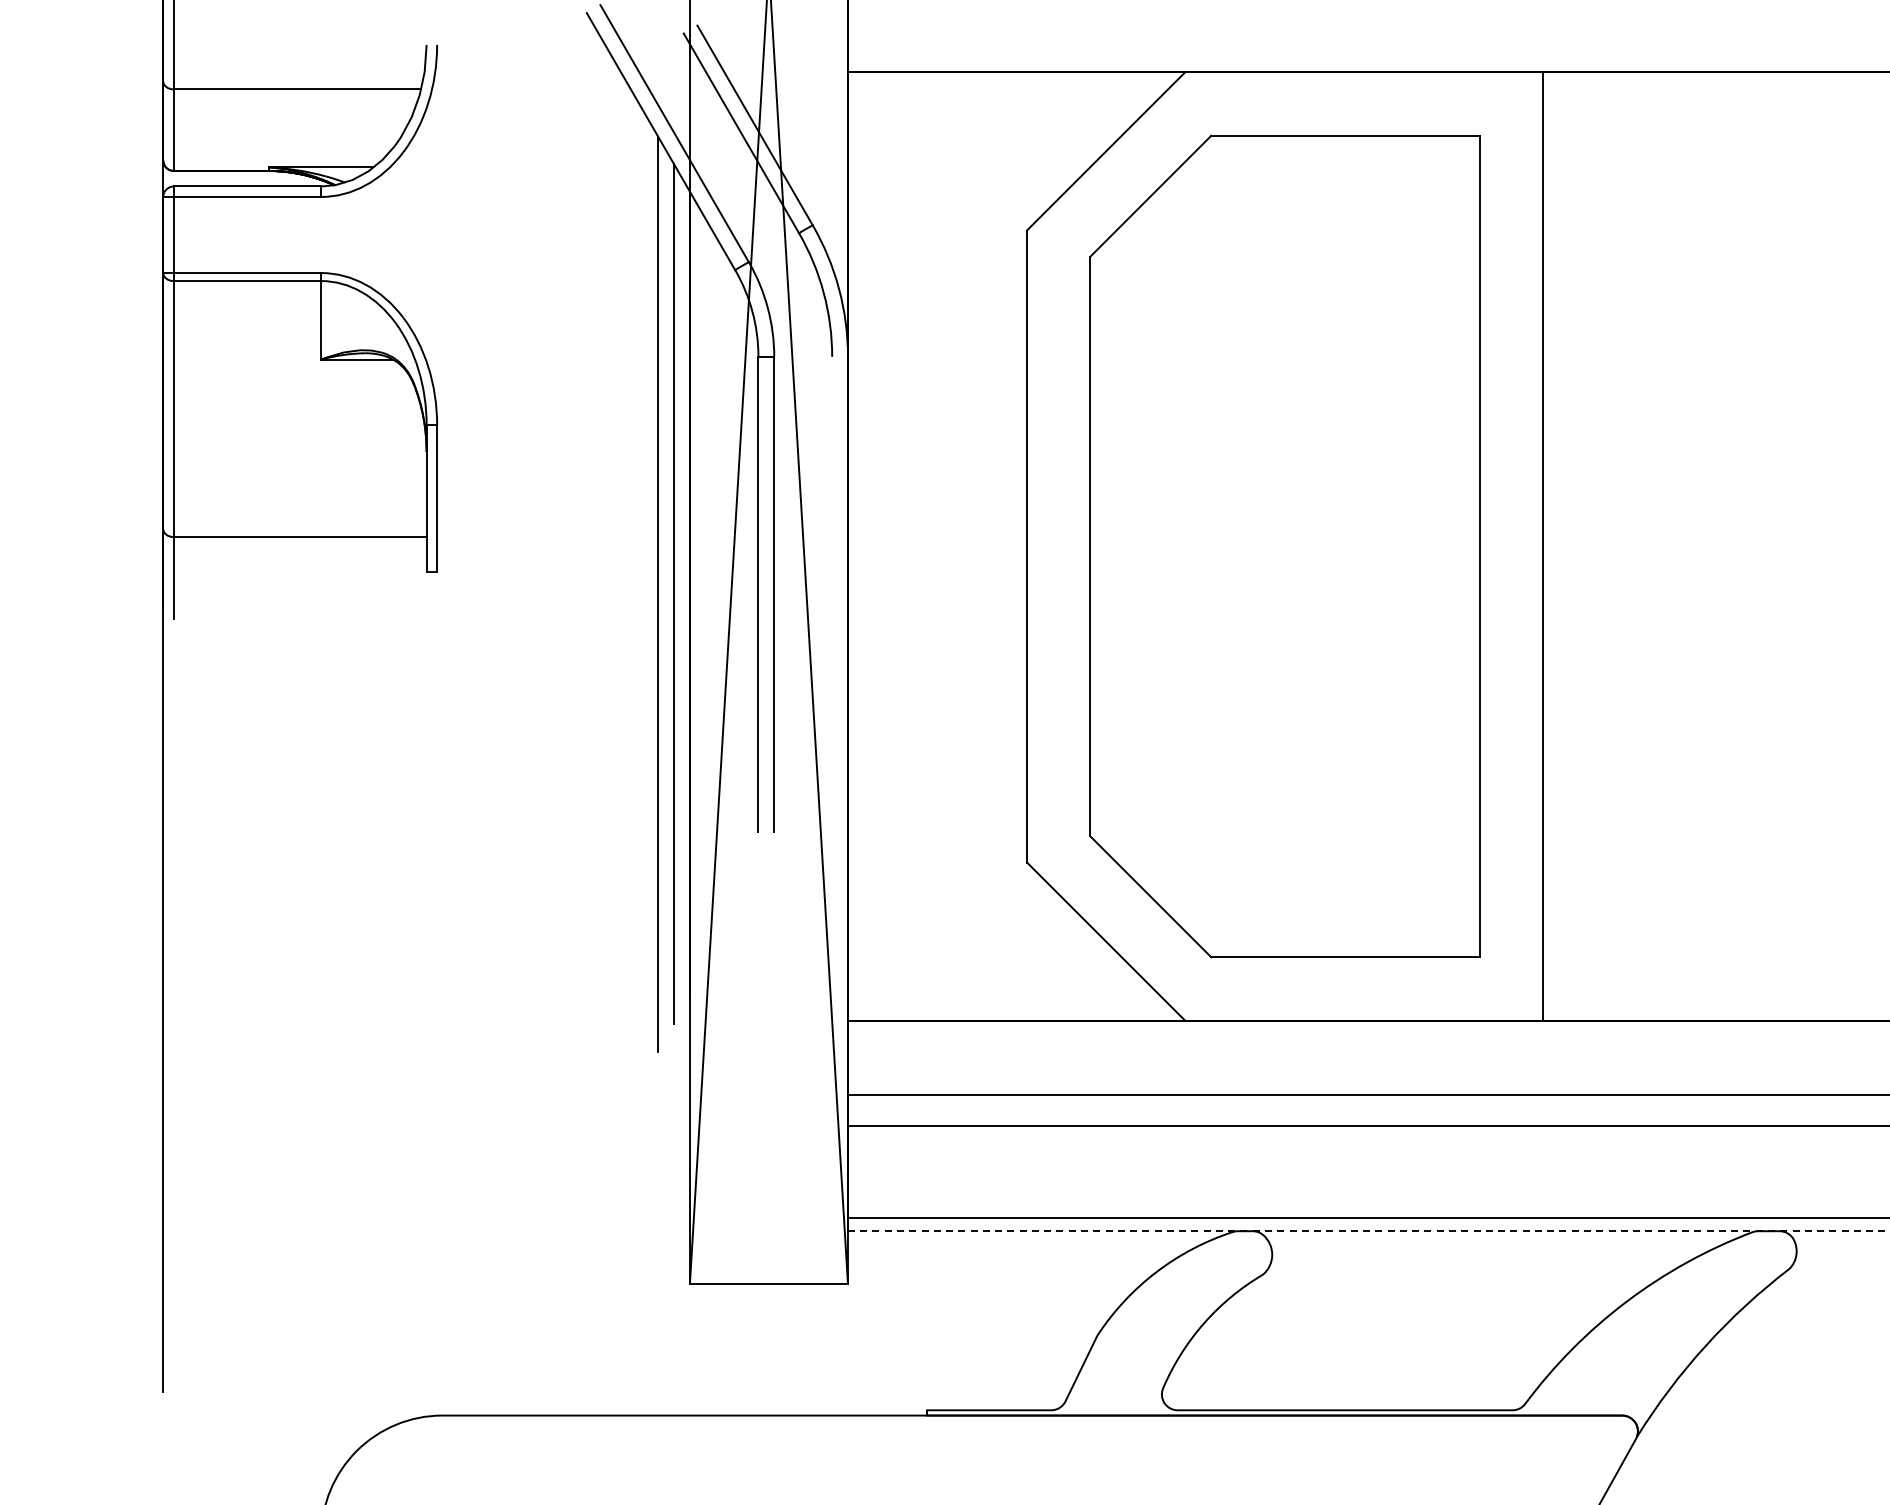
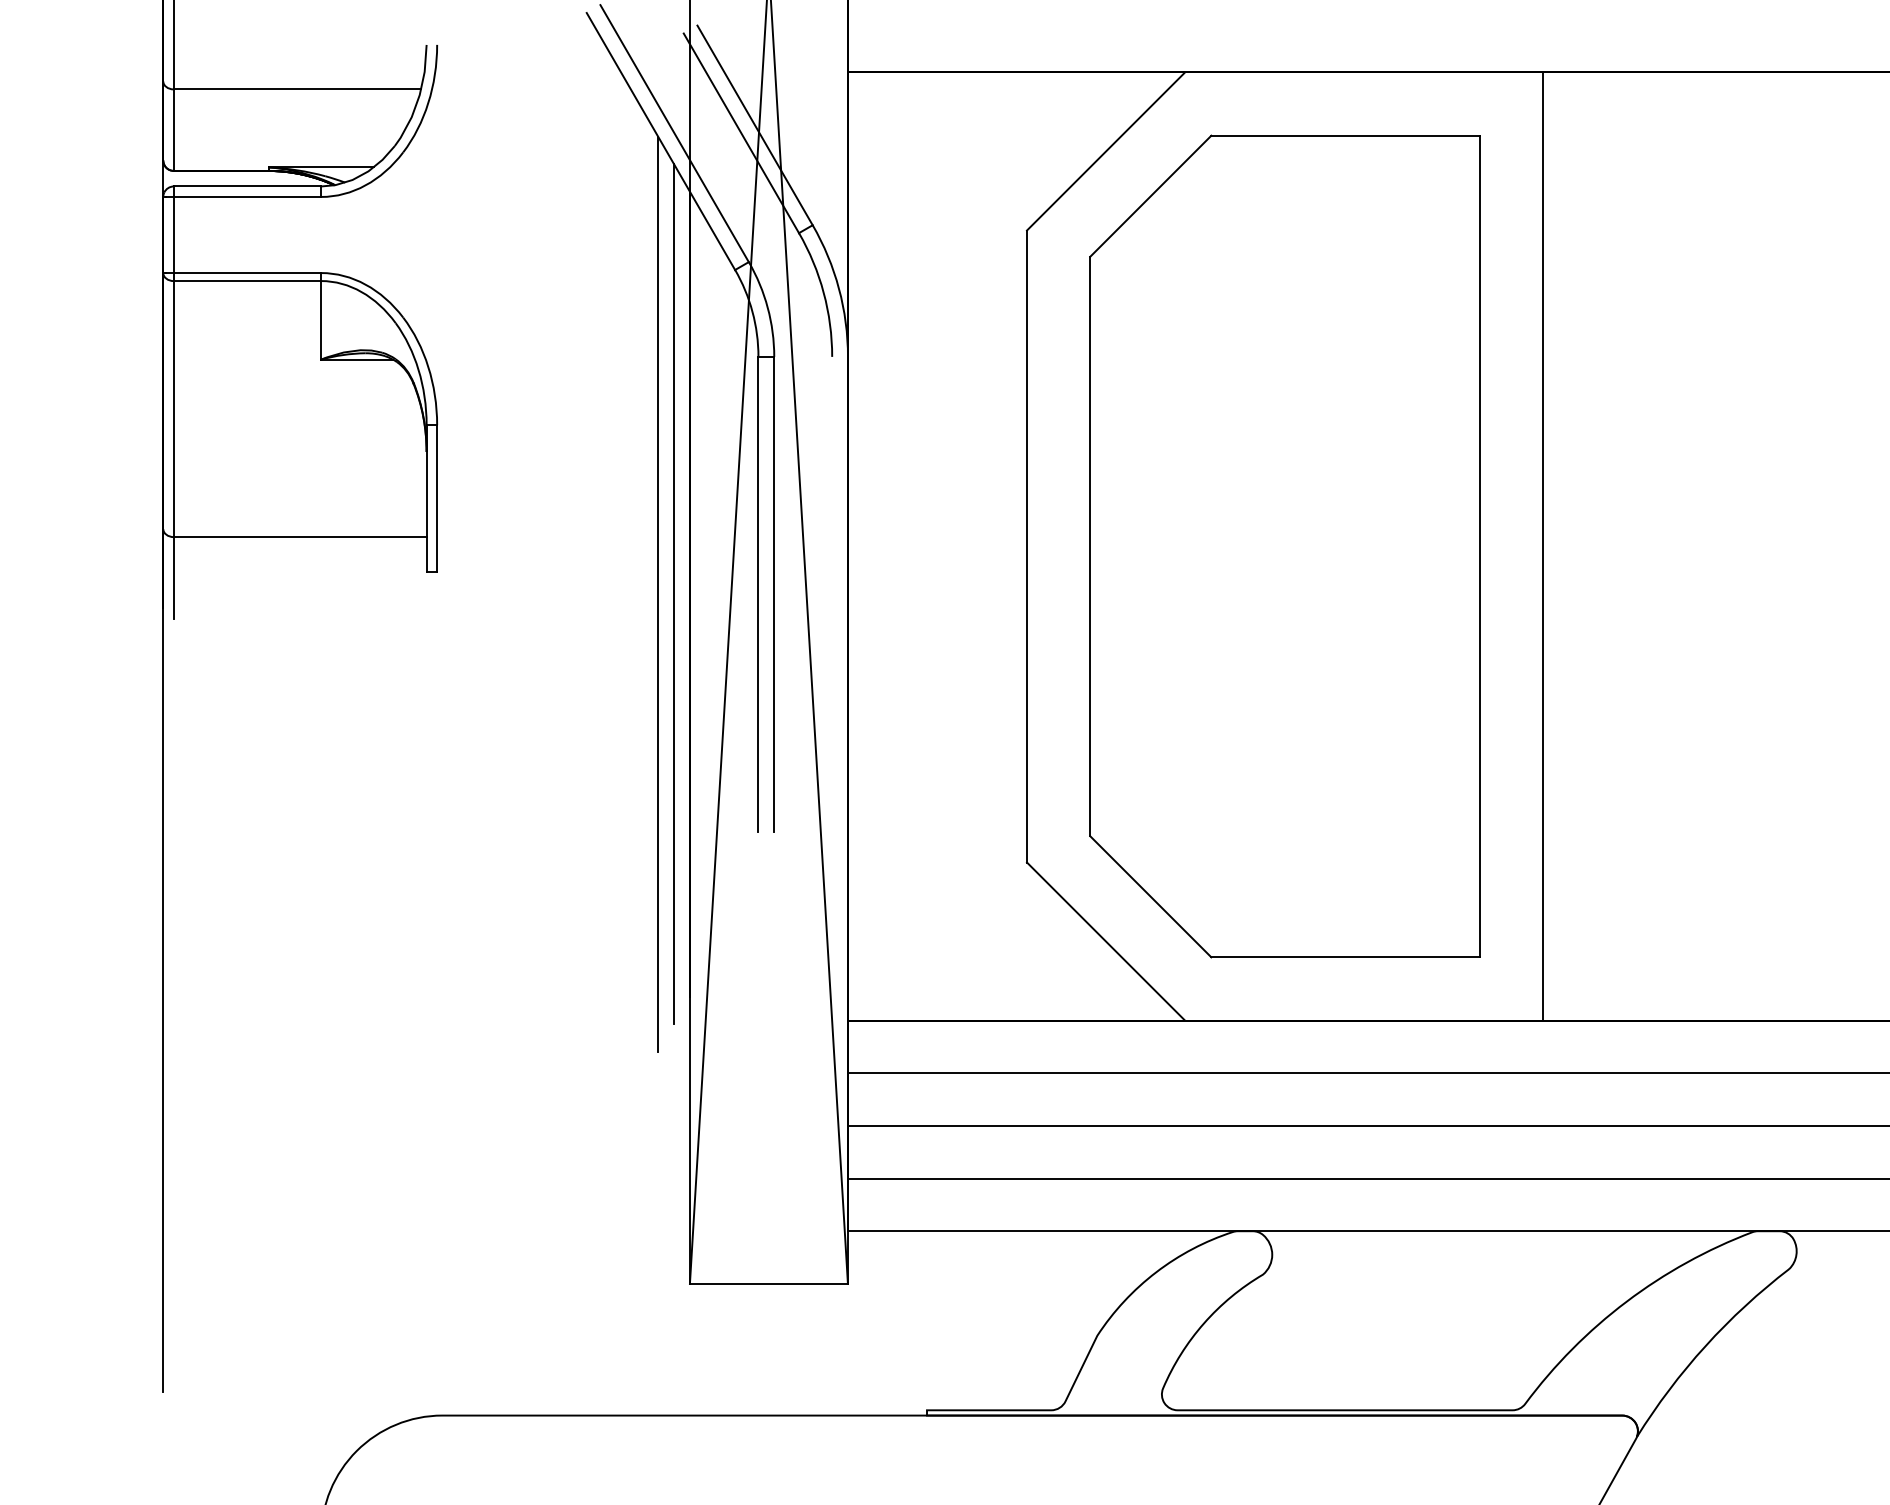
line position: (1366, 1095) -> (1366, 1073) (1366, 1073)
line position: (1366, 1217) -> (1366, 1178) (1366, 1178)
line: dashed -> solid (1368, 1231)
